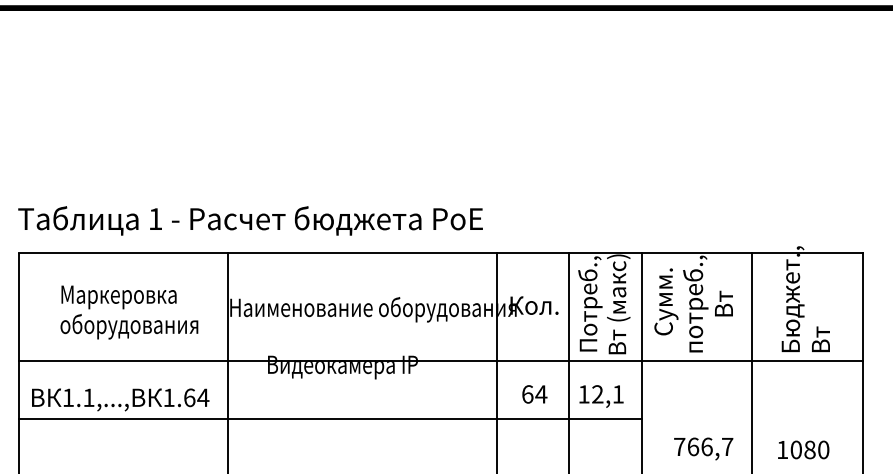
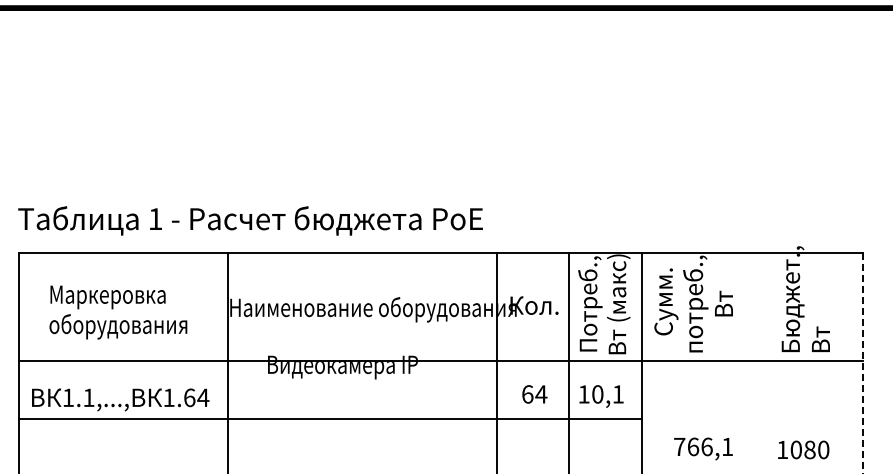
text position: (129, 312) -> (118, 312) (118, 312)
line: present -> none (752, 361)
line: solid -> dashed (862, 363)
text: 12,1 -> 10,1 (597, 394)
text: 766,7 -> 766,1 (727, 446)
